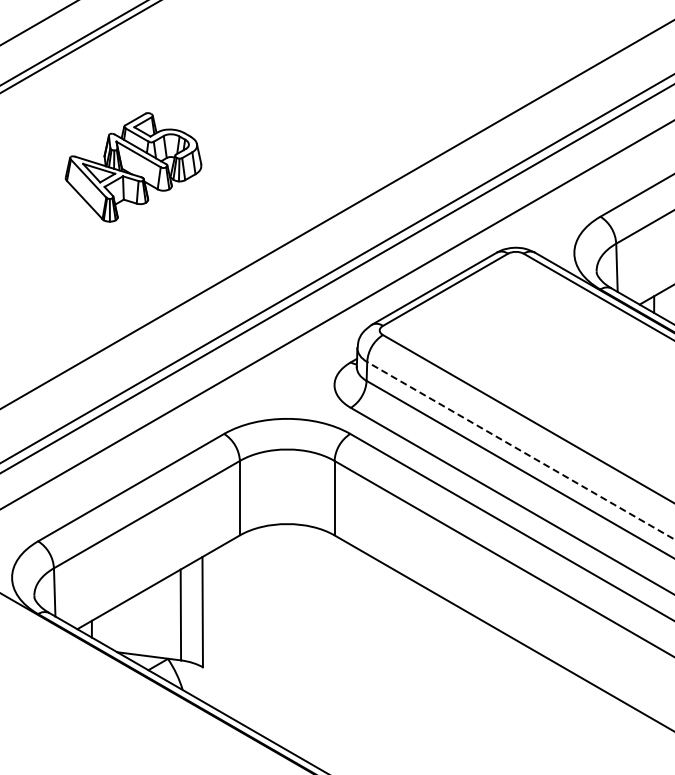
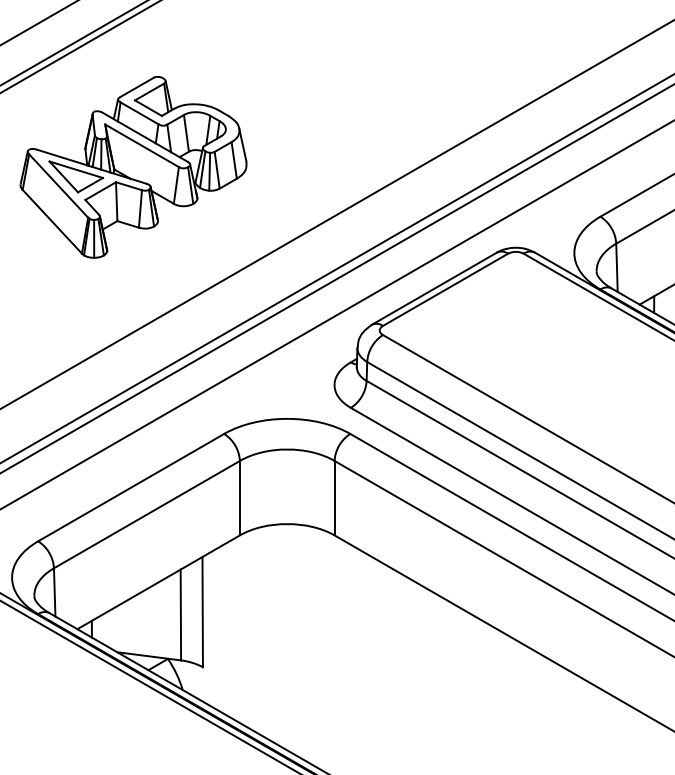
part size: 139x111 px -> 229x183 px (133, 167)
line: dashed -> solid (520, 450)
line: none -> present (149, 686)
